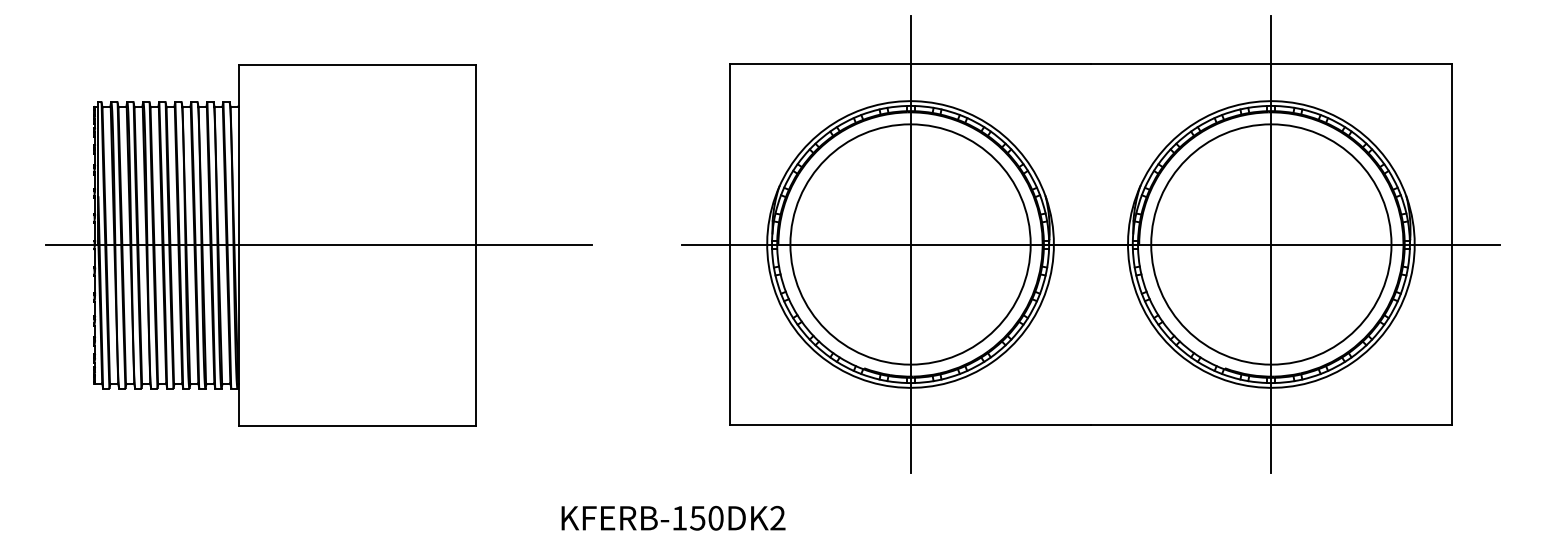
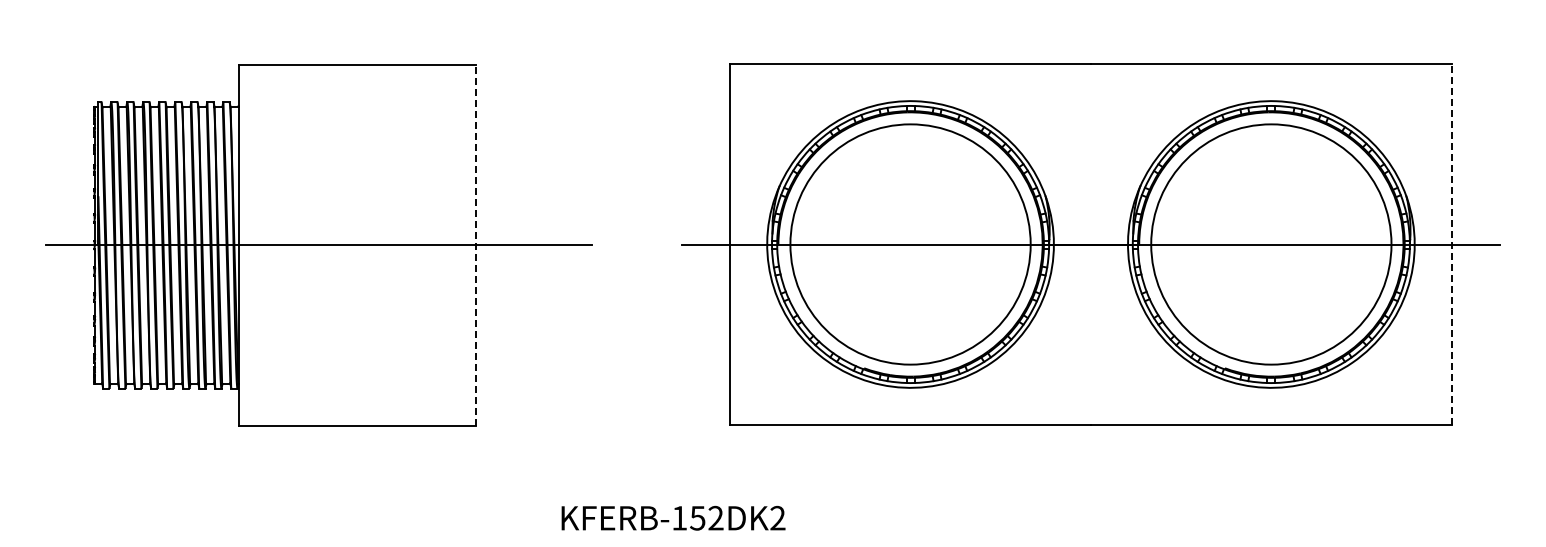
line: solid -> dashed (475, 244)
line: present -> none (910, 244)
line: present -> none (1271, 244)
line: solid -> dashed (1451, 244)
text: KFERB-150DK2 -> KFERB-152DK2 (715, 518)
